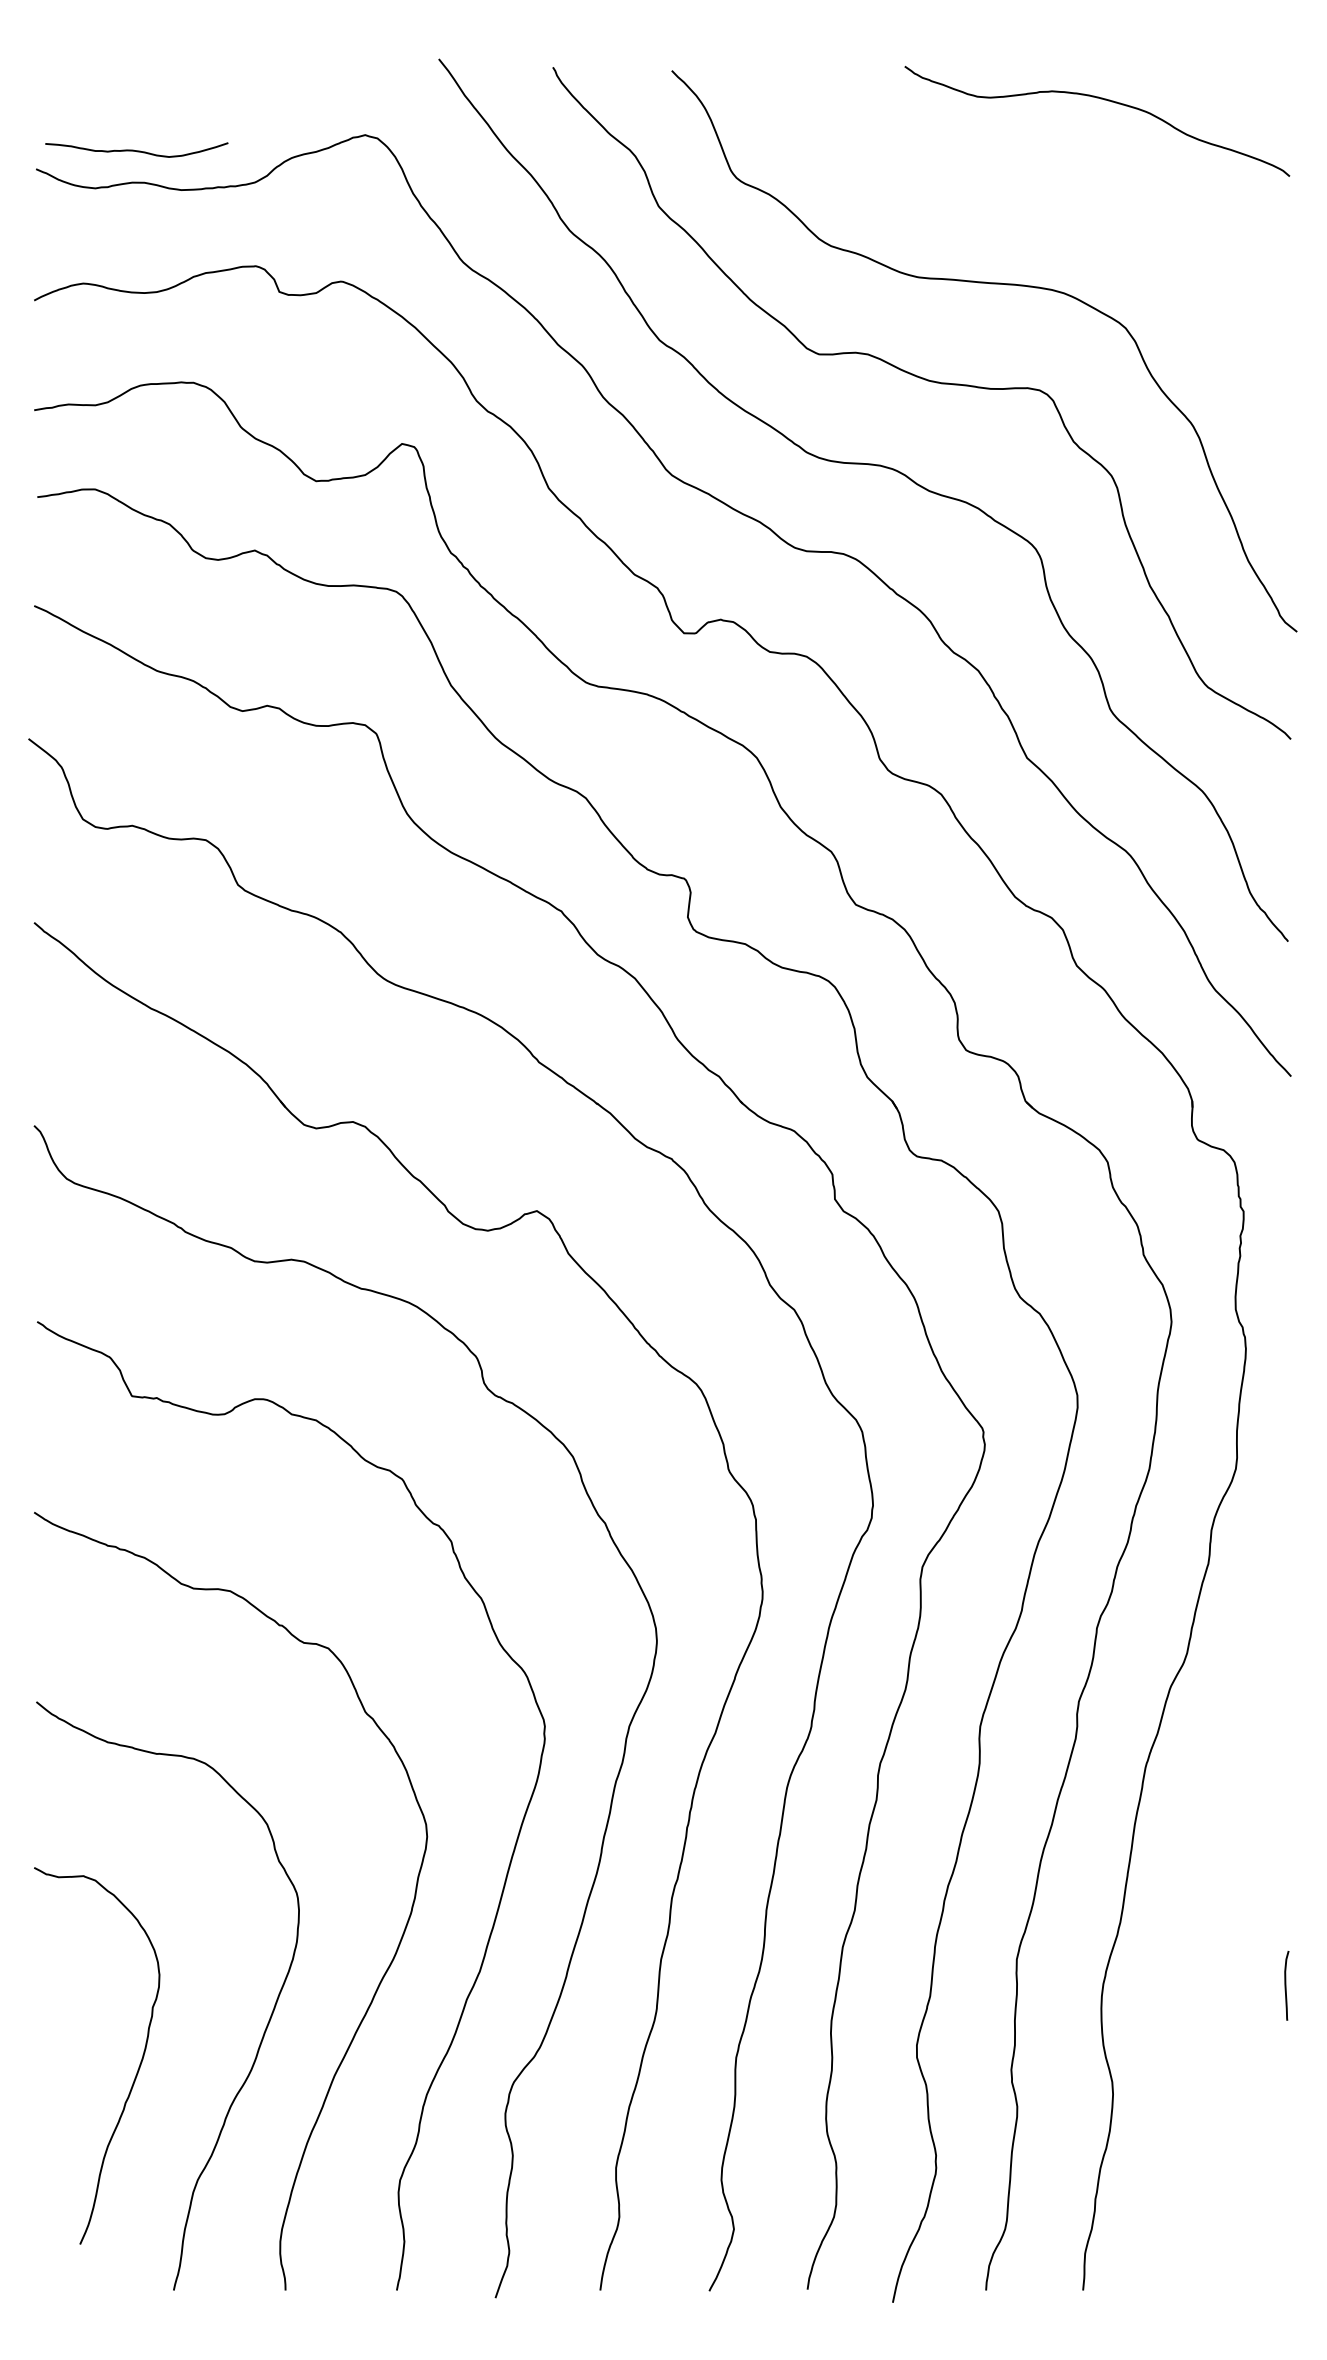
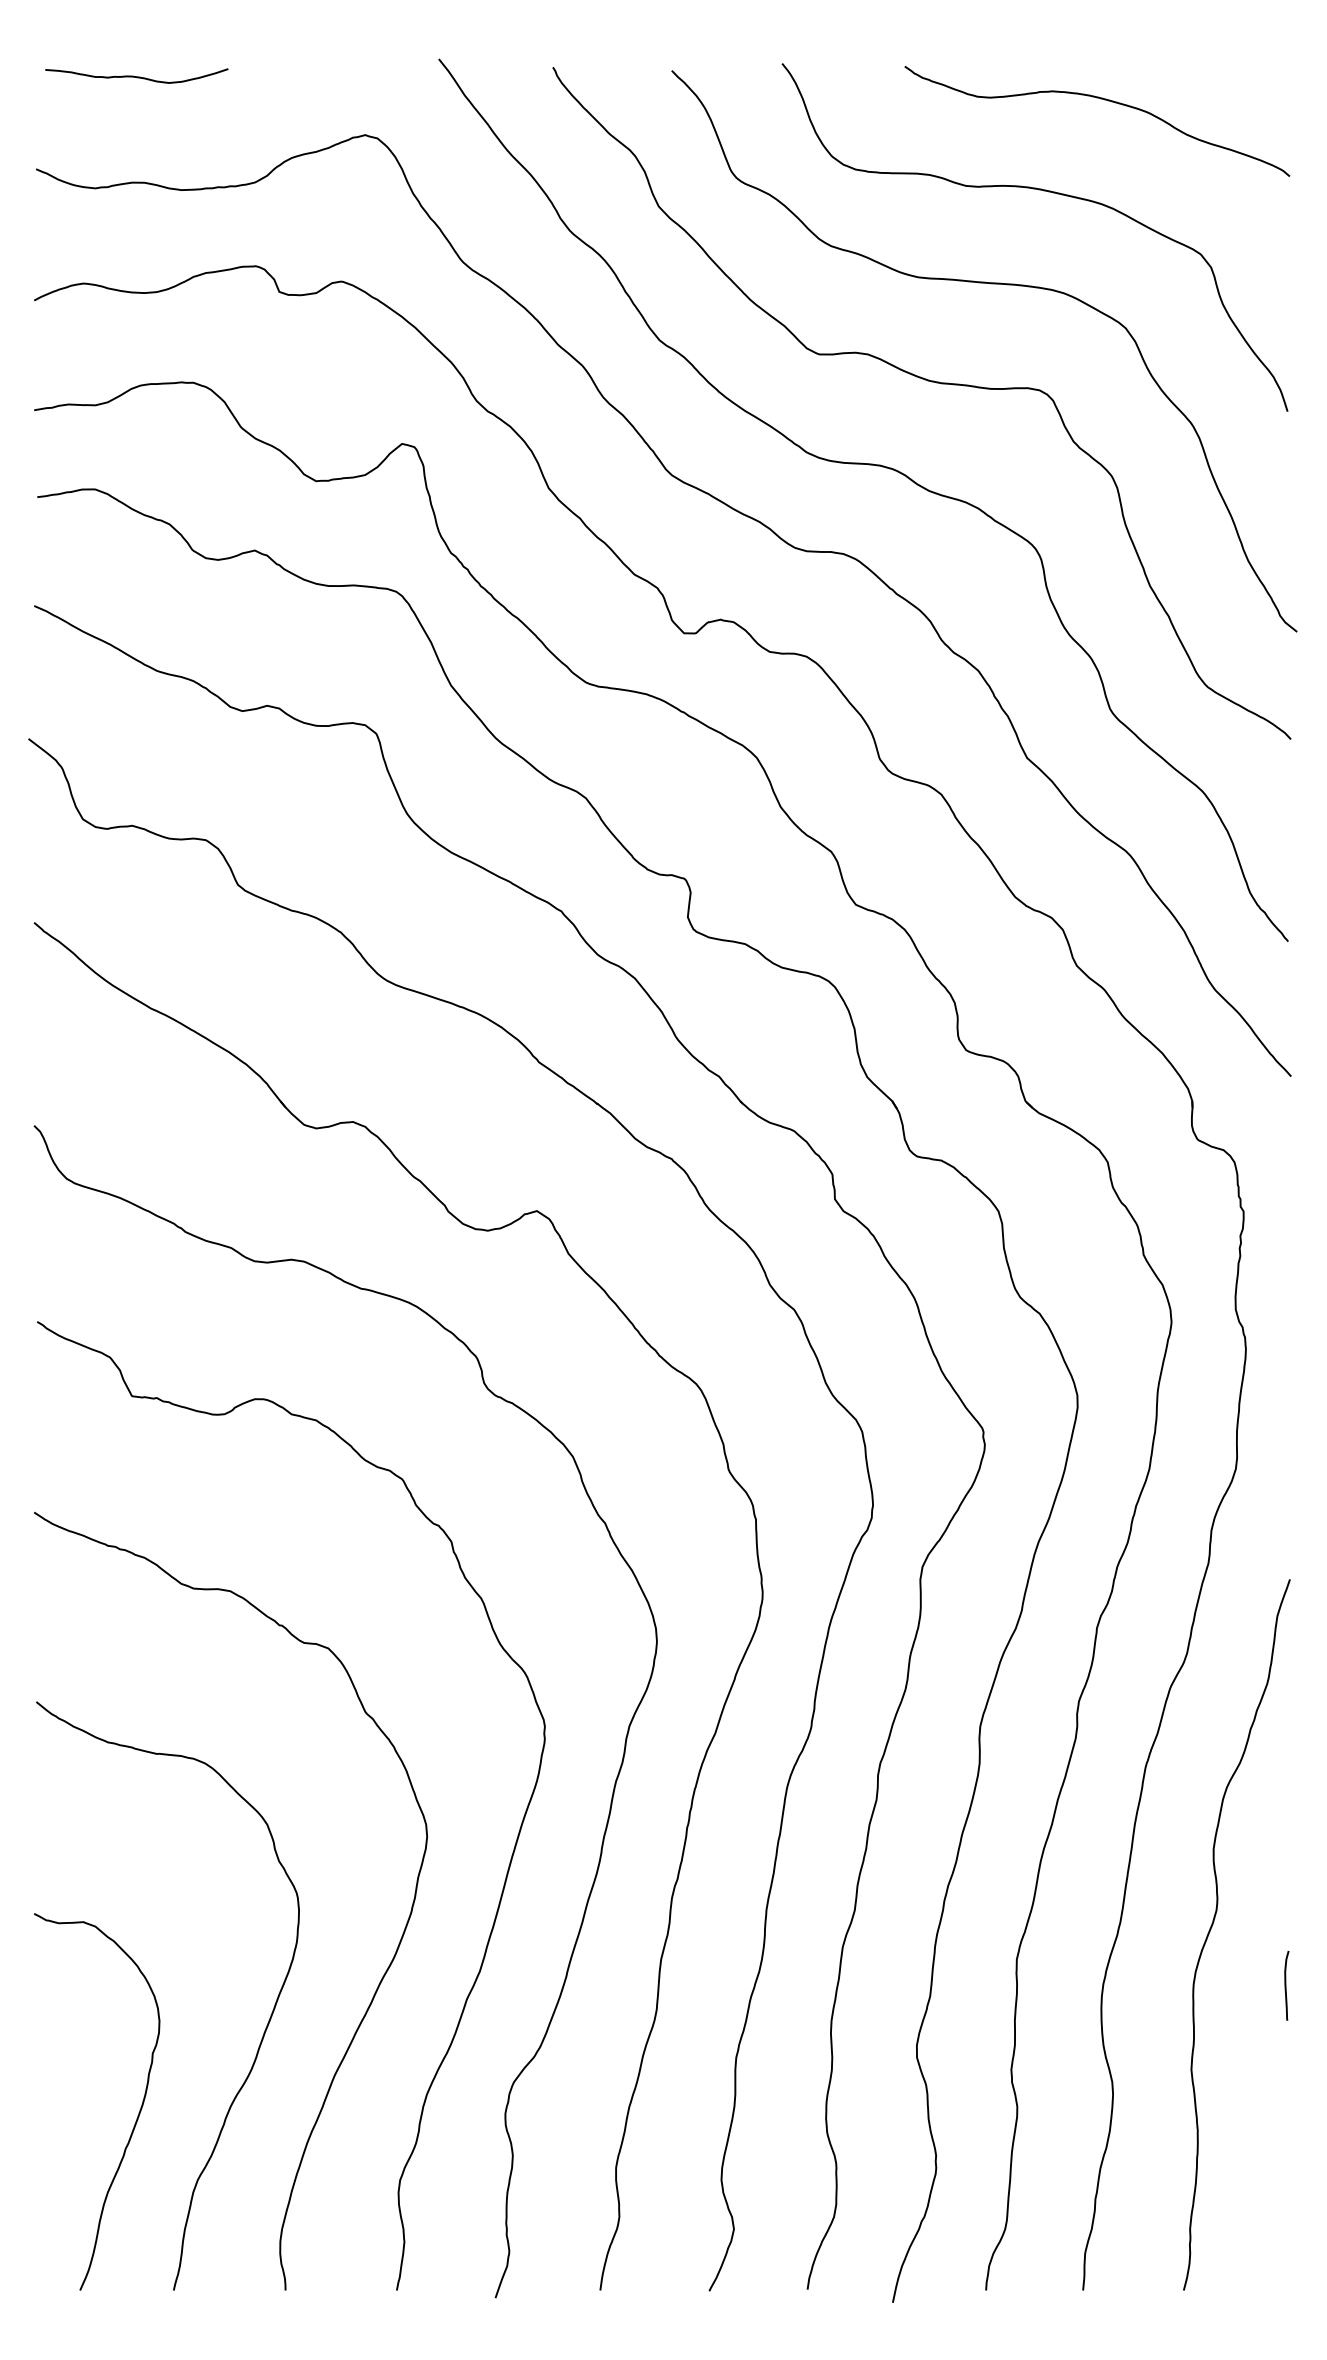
curve position: (136, 150) -> (136, 76) (136, 76)
curve: none -> present (1043, 191)
curve: none -> present (1212, 1927)
curve position: (137, 2069) -> (137, 2115) (137, 2115)
